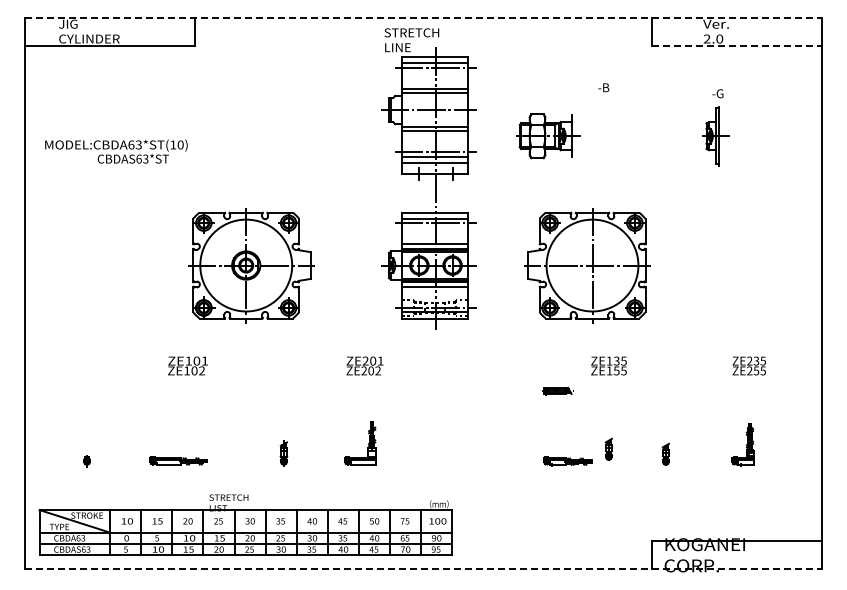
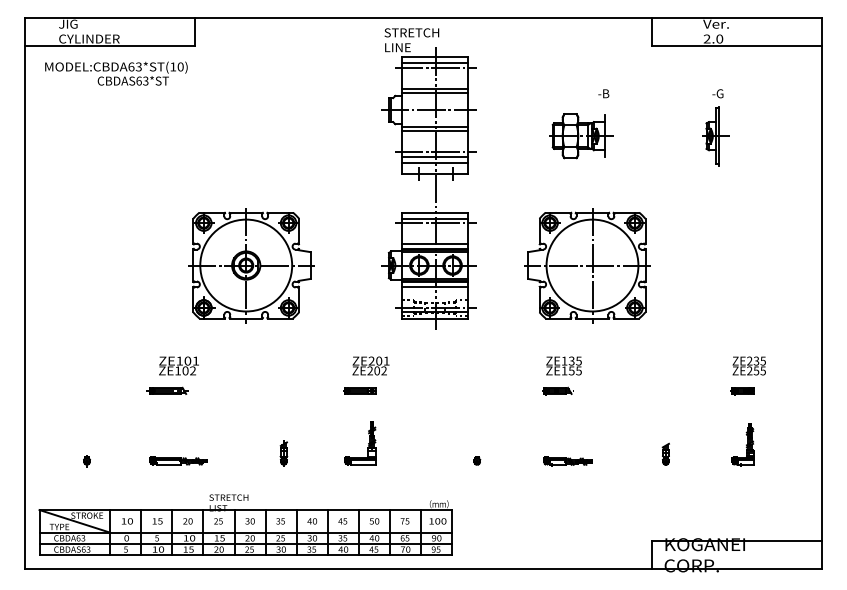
line: dashed -> solid (423, 17)
line: dashed -> solid (736, 45)
text position: (603, 87) -> (603, 93) (603, 93)
part position: (548, 136) -> (581, 136) (581, 136)
text position: (116, 151) -> (116, 73) (116, 73)
text position: (187, 365) -> (178, 365) (178, 365)
text position: (364, 365) -> (370, 365) (370, 365)
text position: (608, 365) -> (563, 365) (563, 365)
part: none -> present (167, 390)
part: none -> present (359, 390)
part: none -> present (742, 391)
part: present -> none (608, 448)
part: none -> present (477, 460)
line: dashed -> solid (423, 569)
